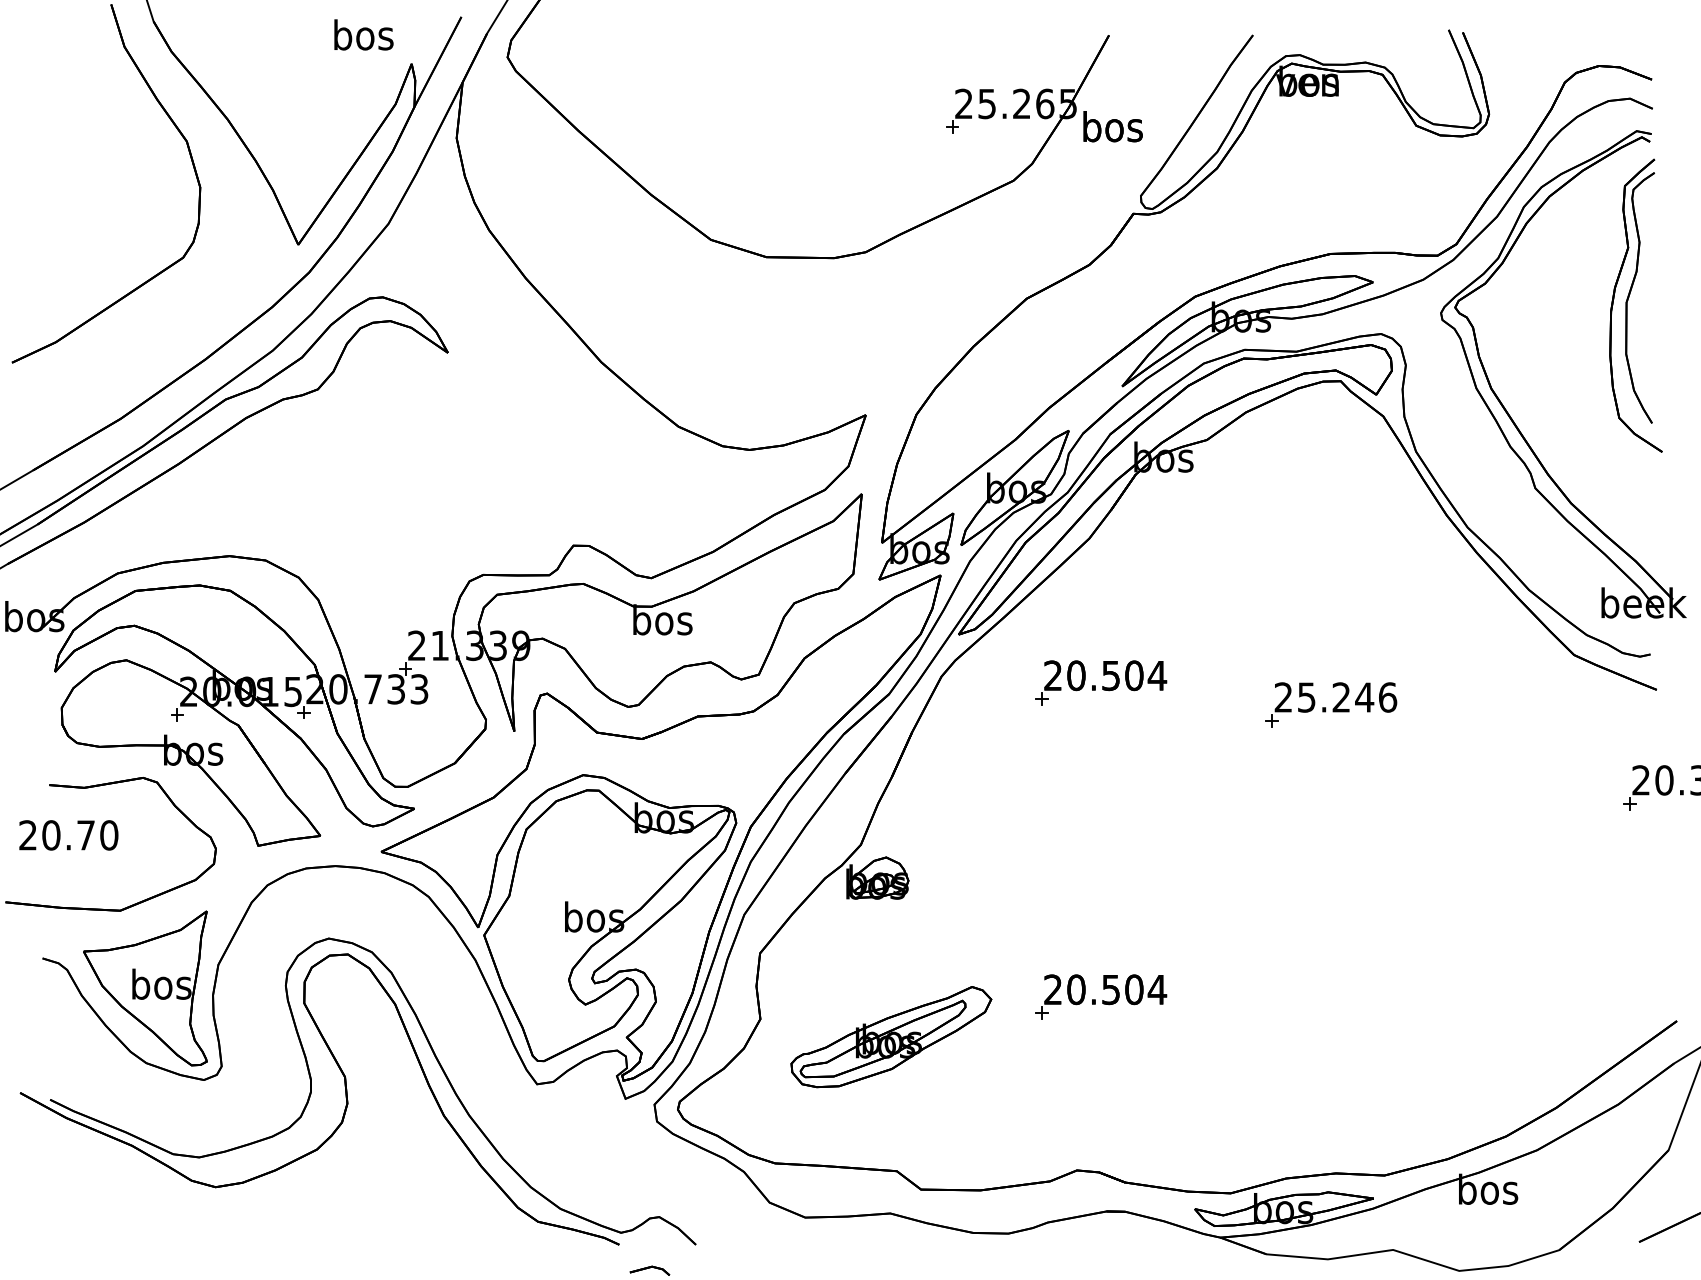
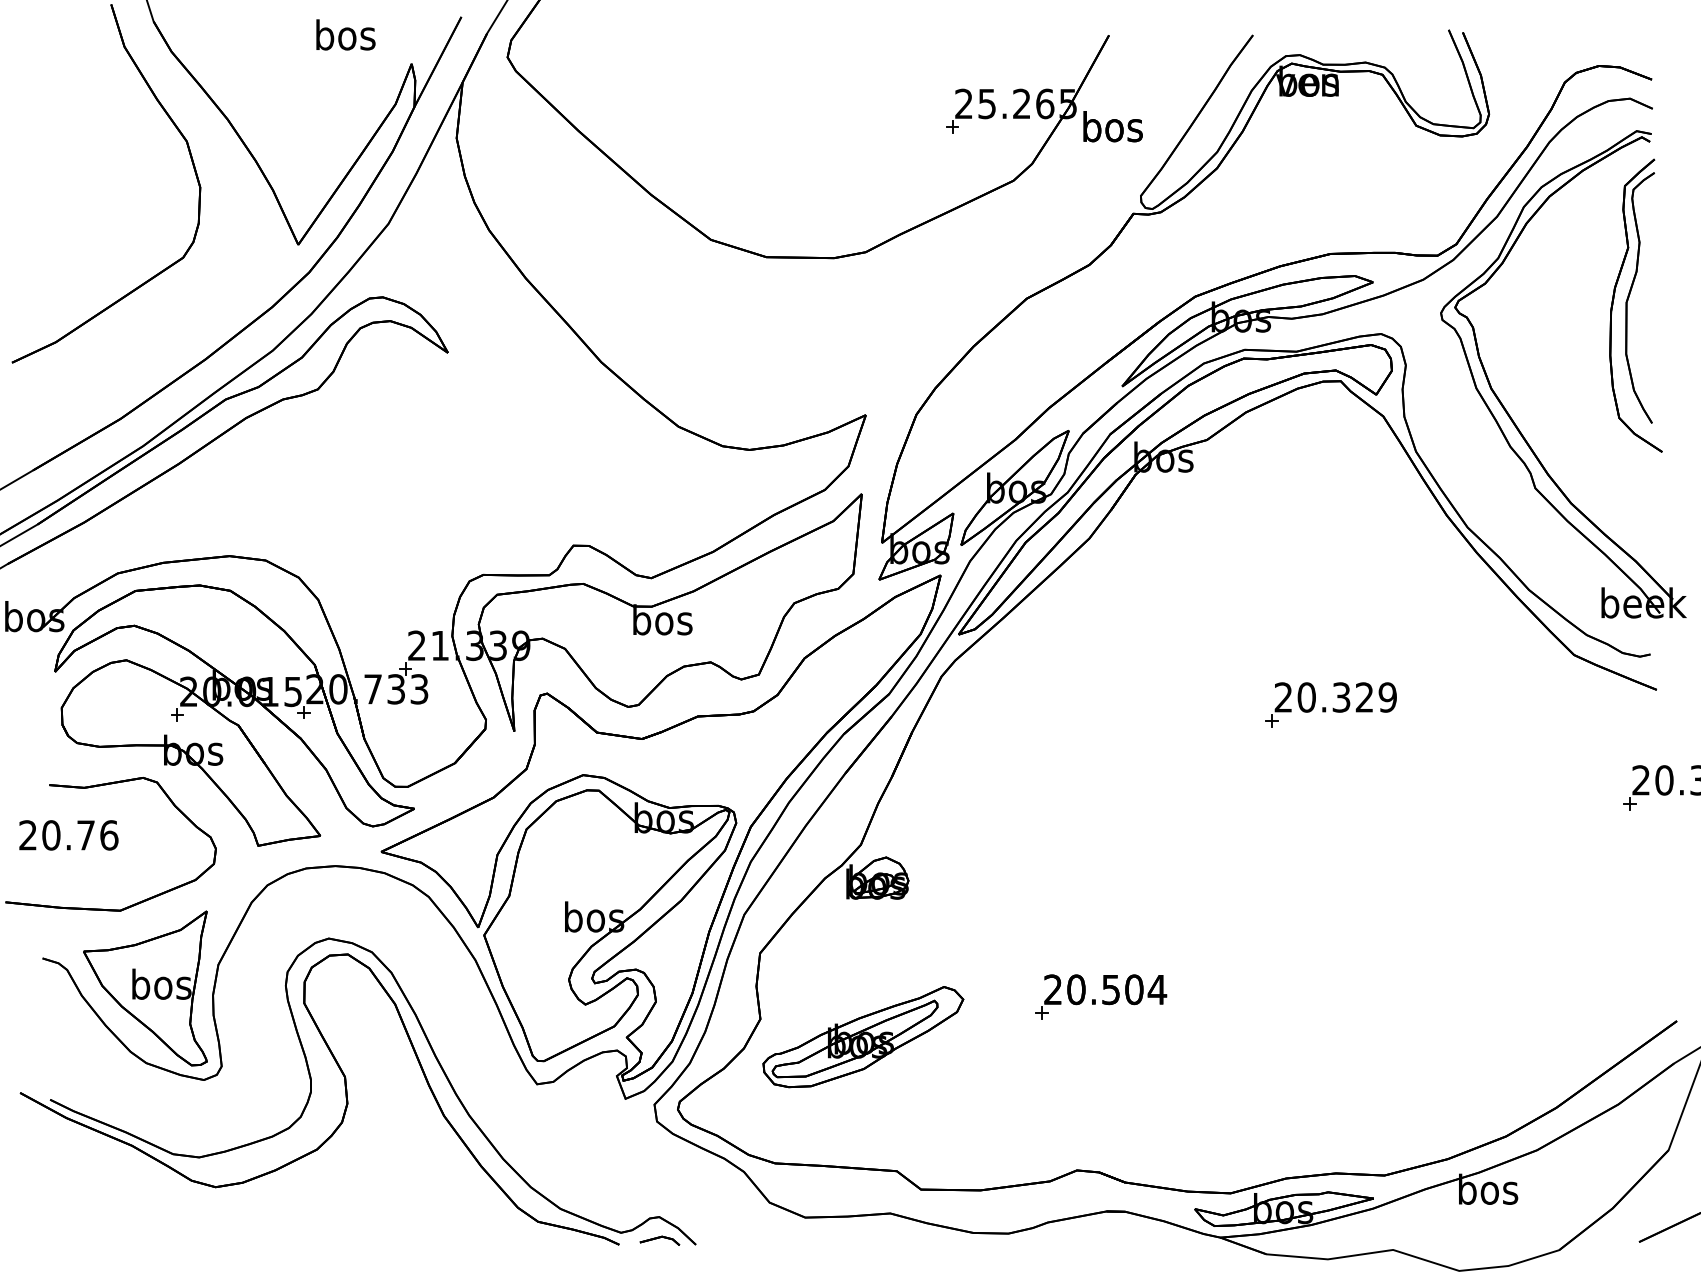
text position: (363, 34) -> (345, 34) (345, 34)
part: present -> none (1101, 682)
text: 25.246 -> 20.329 (1347, 697)
text: 20.70 -> 20.76 (109, 835)
part position: (891, 1037) -> (863, 1037) (863, 1037)
part position: (649, 1270) -> (659, 1240) (659, 1240)
